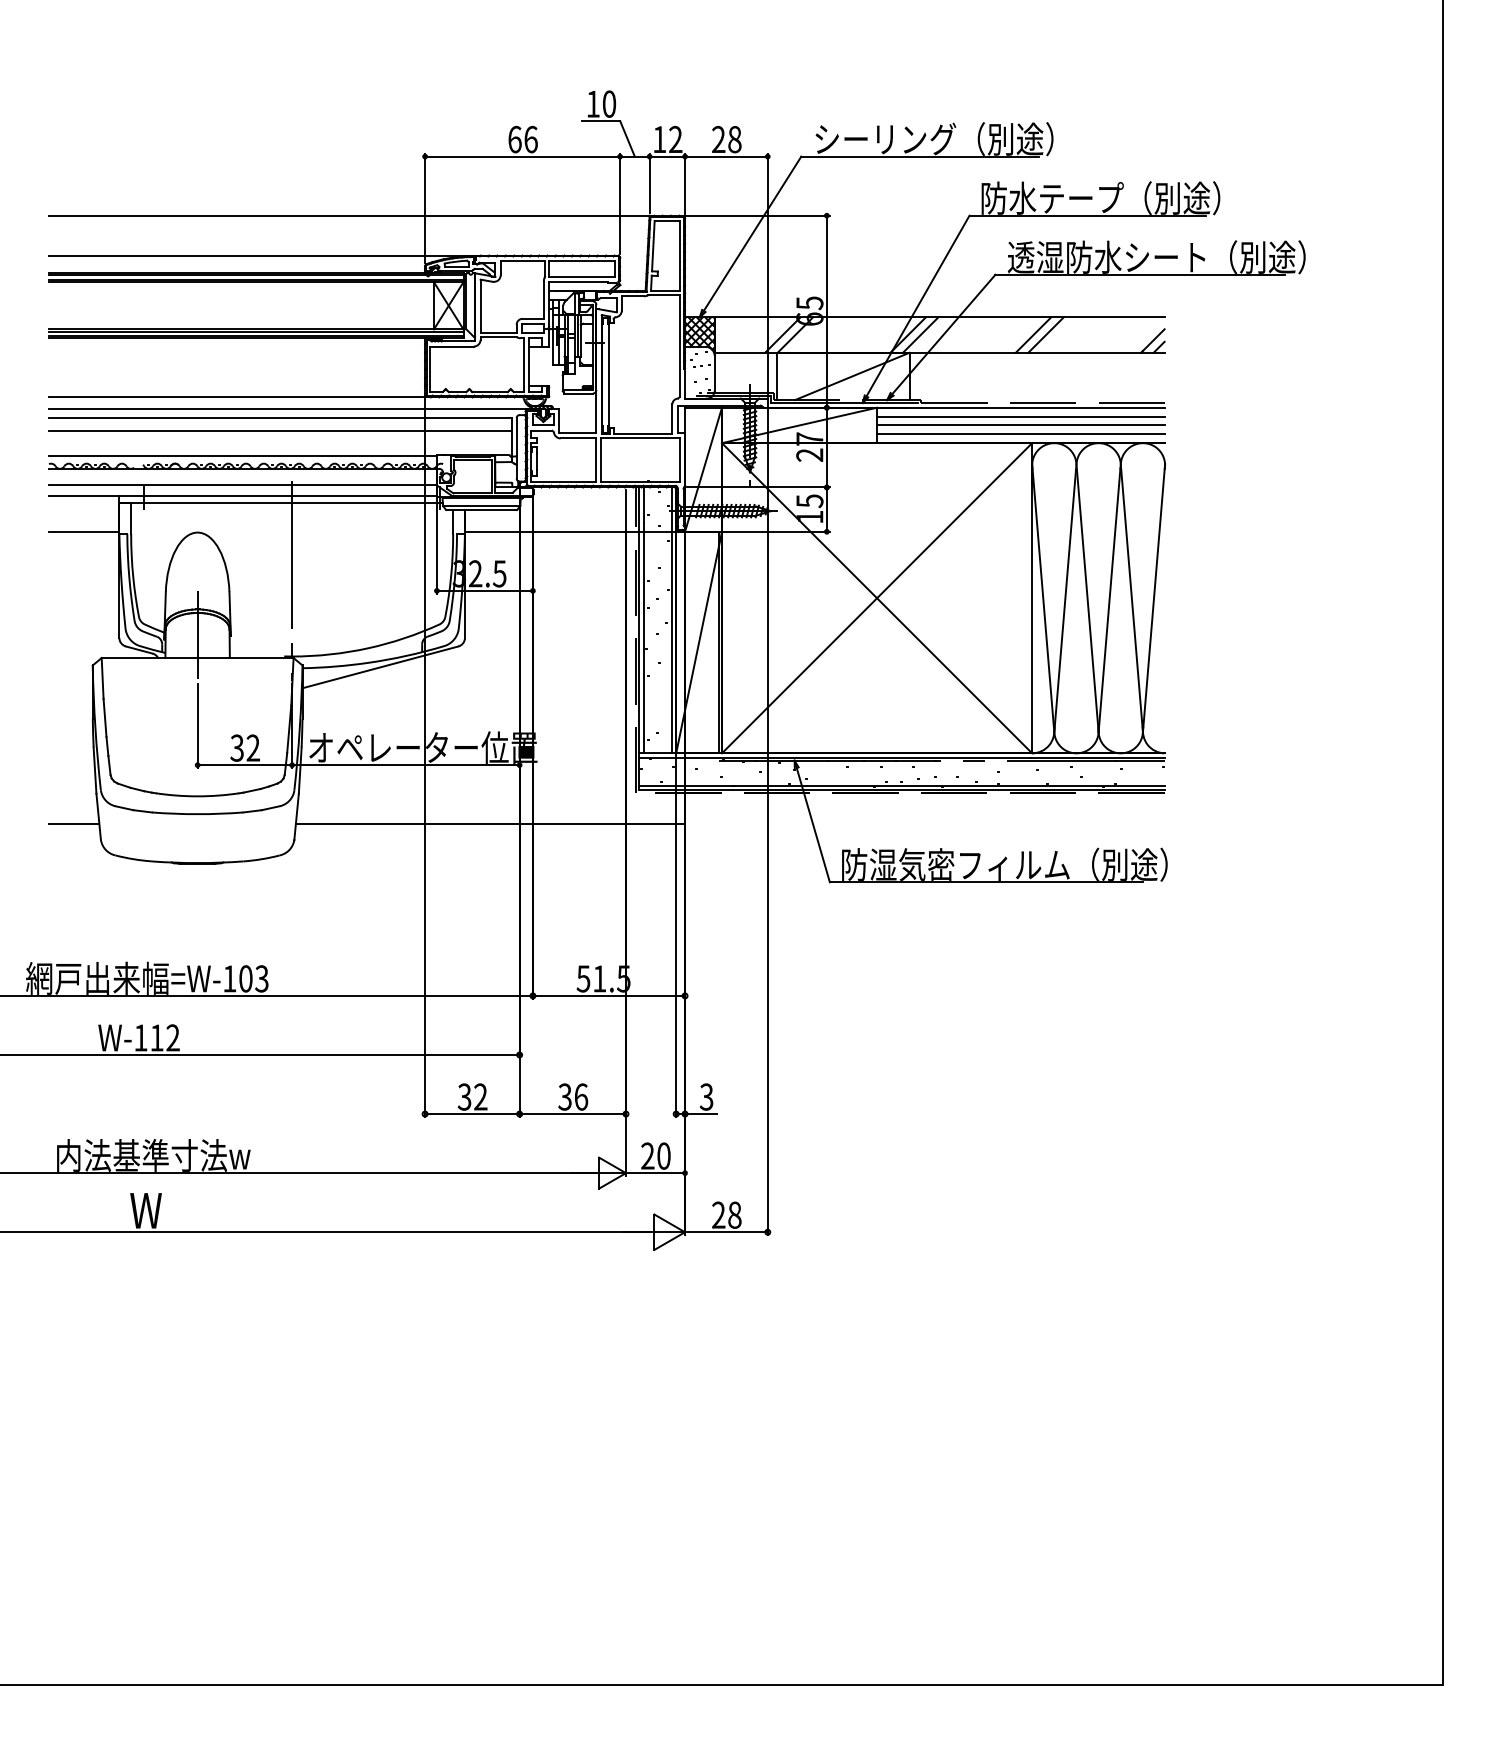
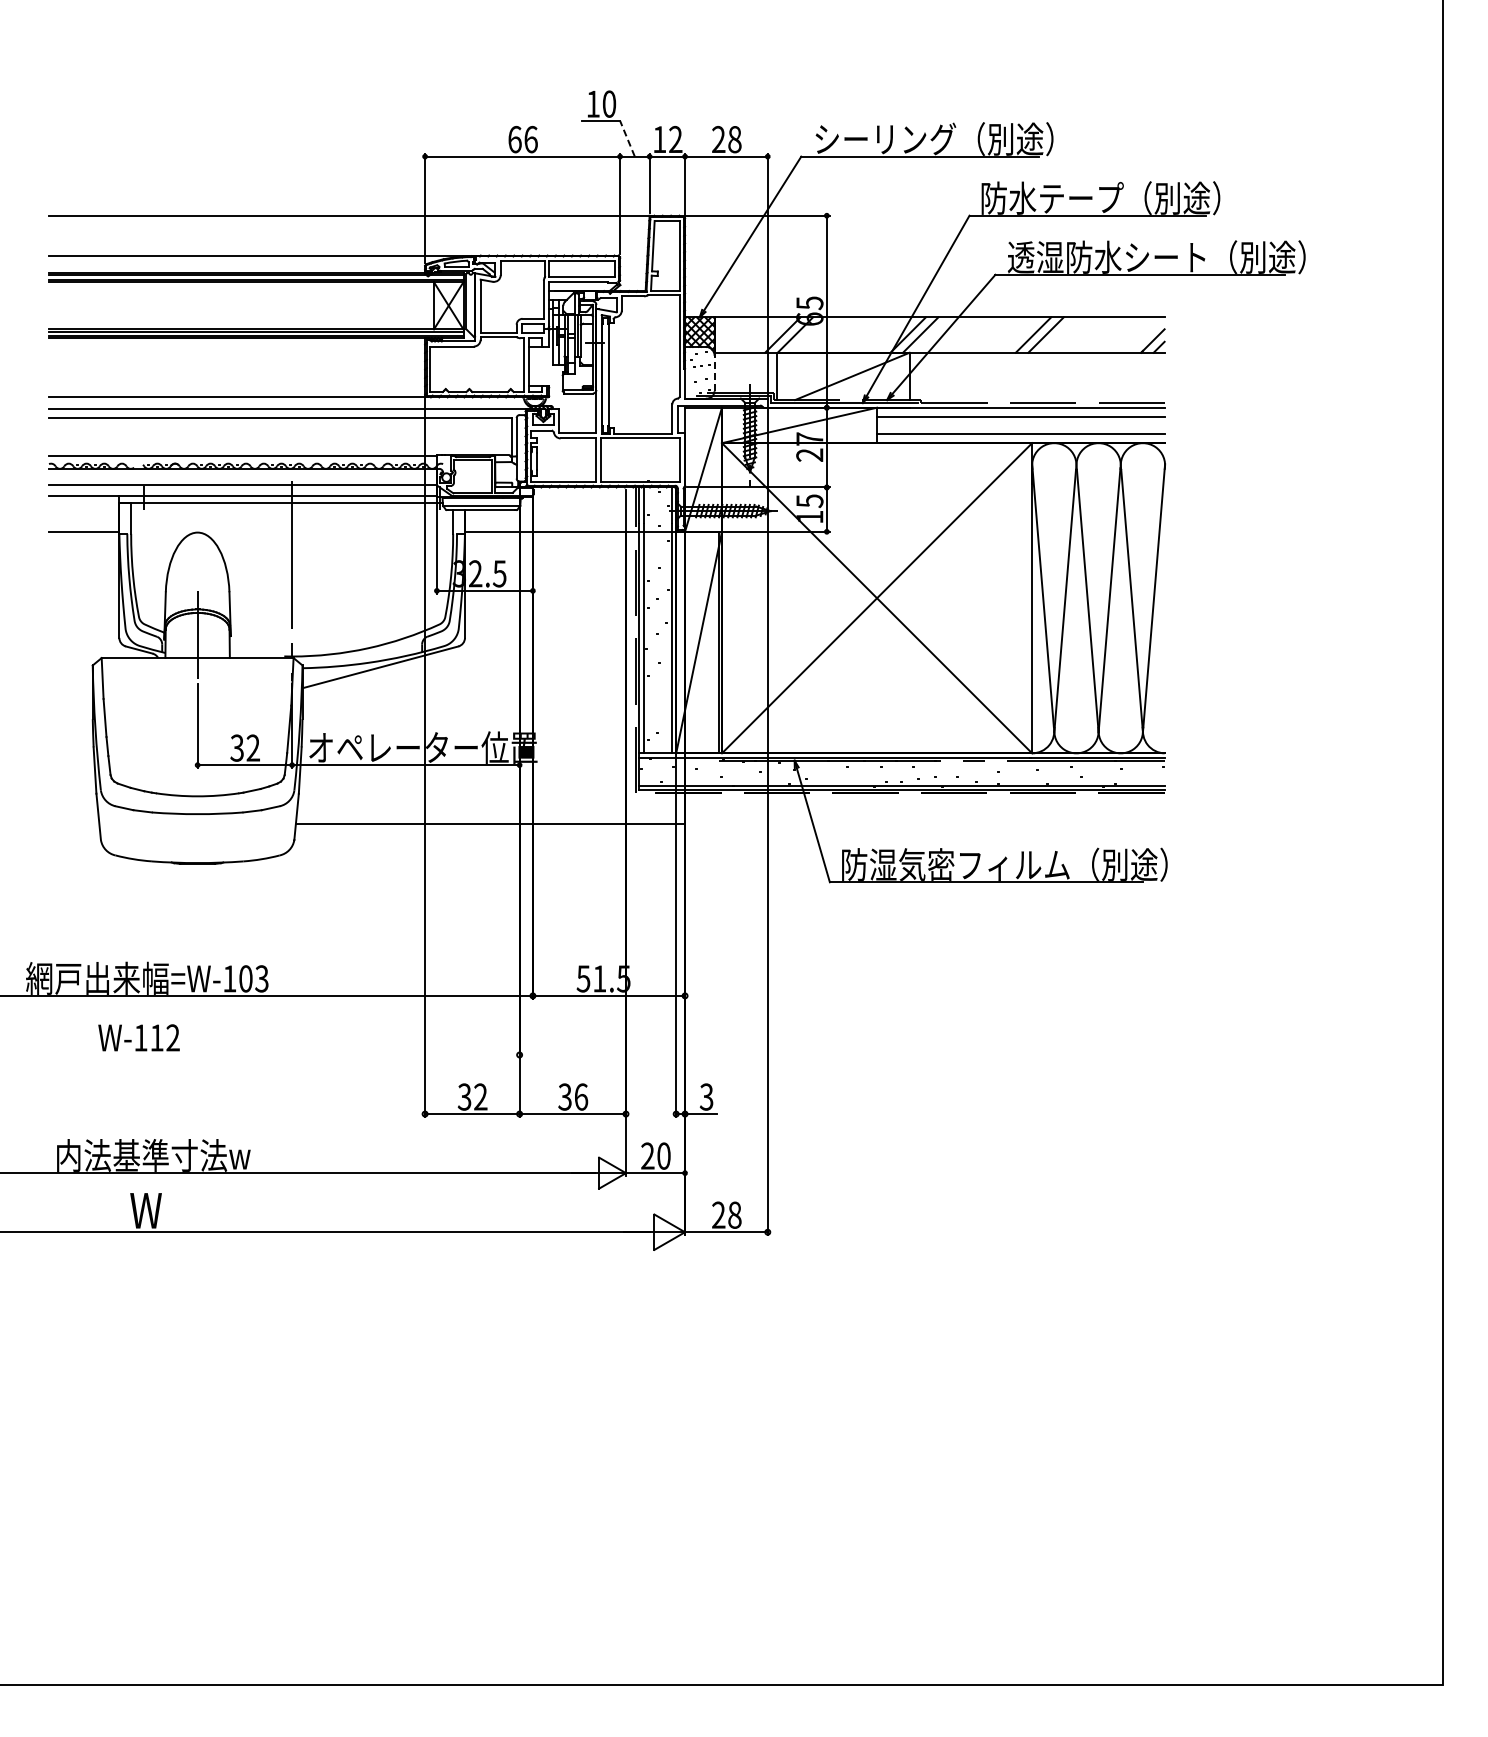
line: solid -> dashed (627, 138)
line: solid -> dashed (714, 373)
line: present -> none (1020, 425)
line: present -> none (280, 431)
line: present -> none (74, 824)
line: present -> none (260, 1054)
